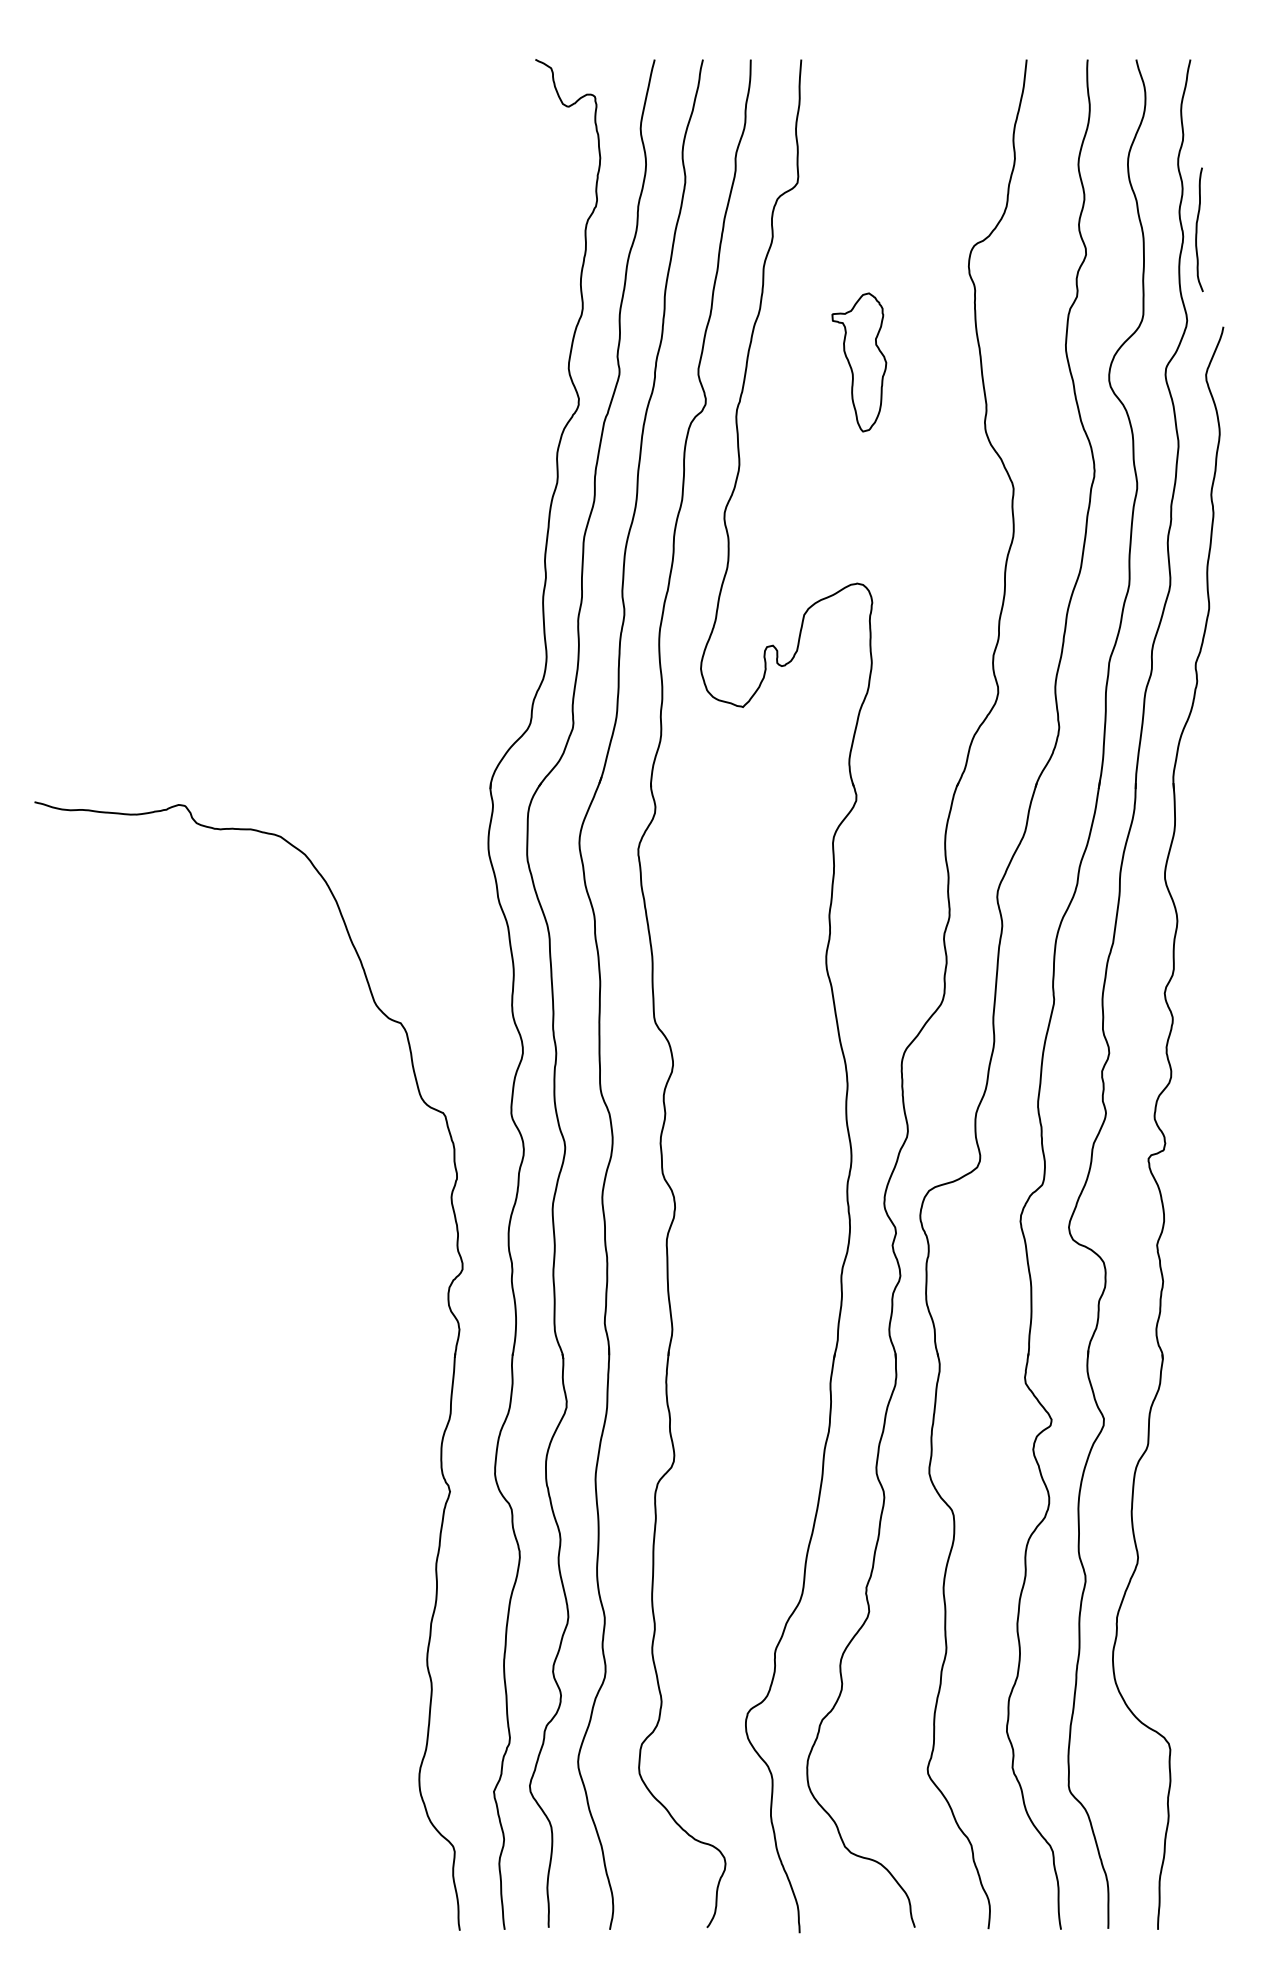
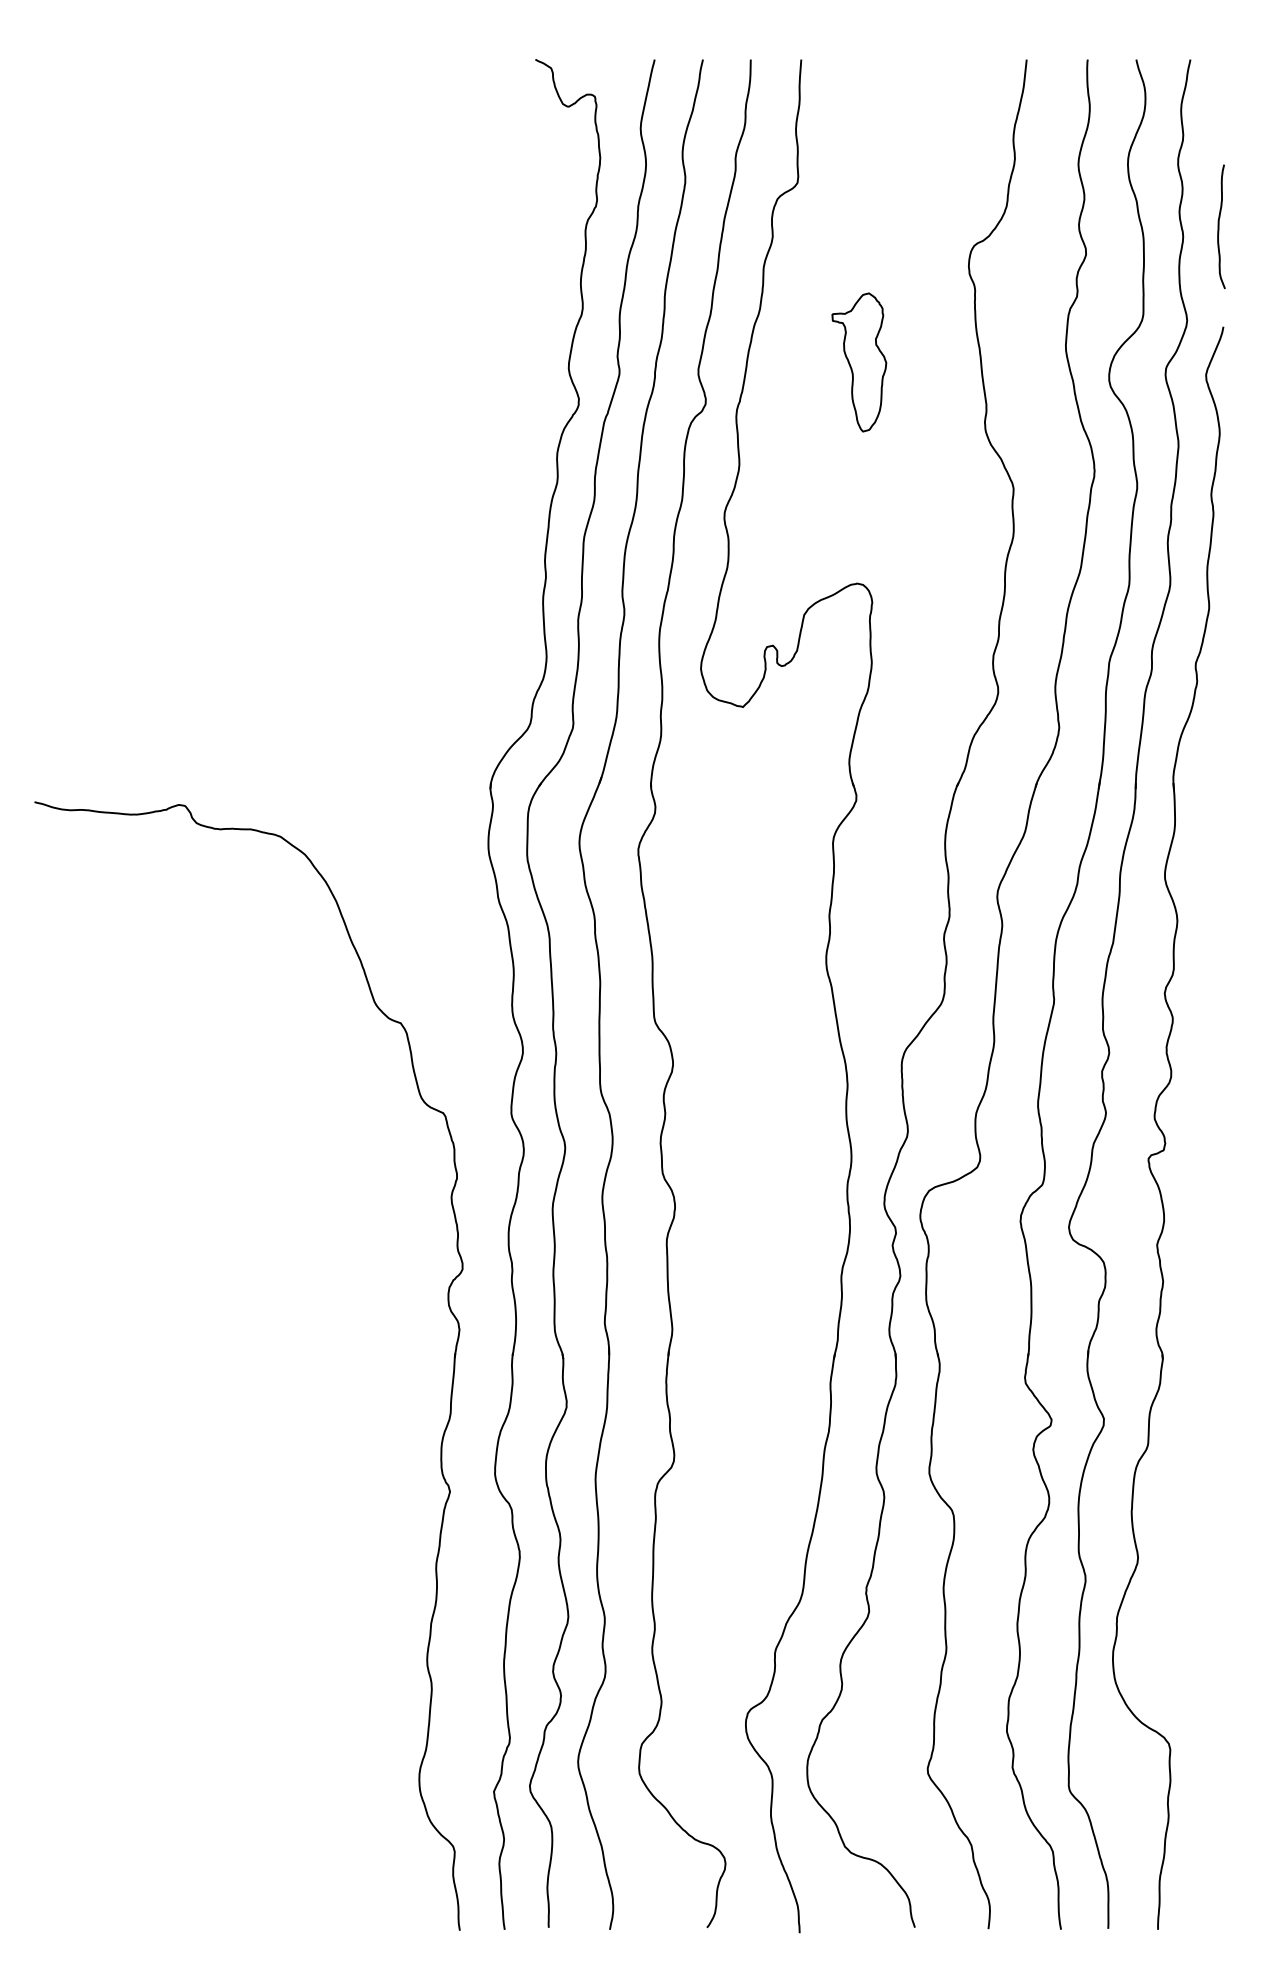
curve position: (1197, 229) -> (1219, 226) (1219, 226)
